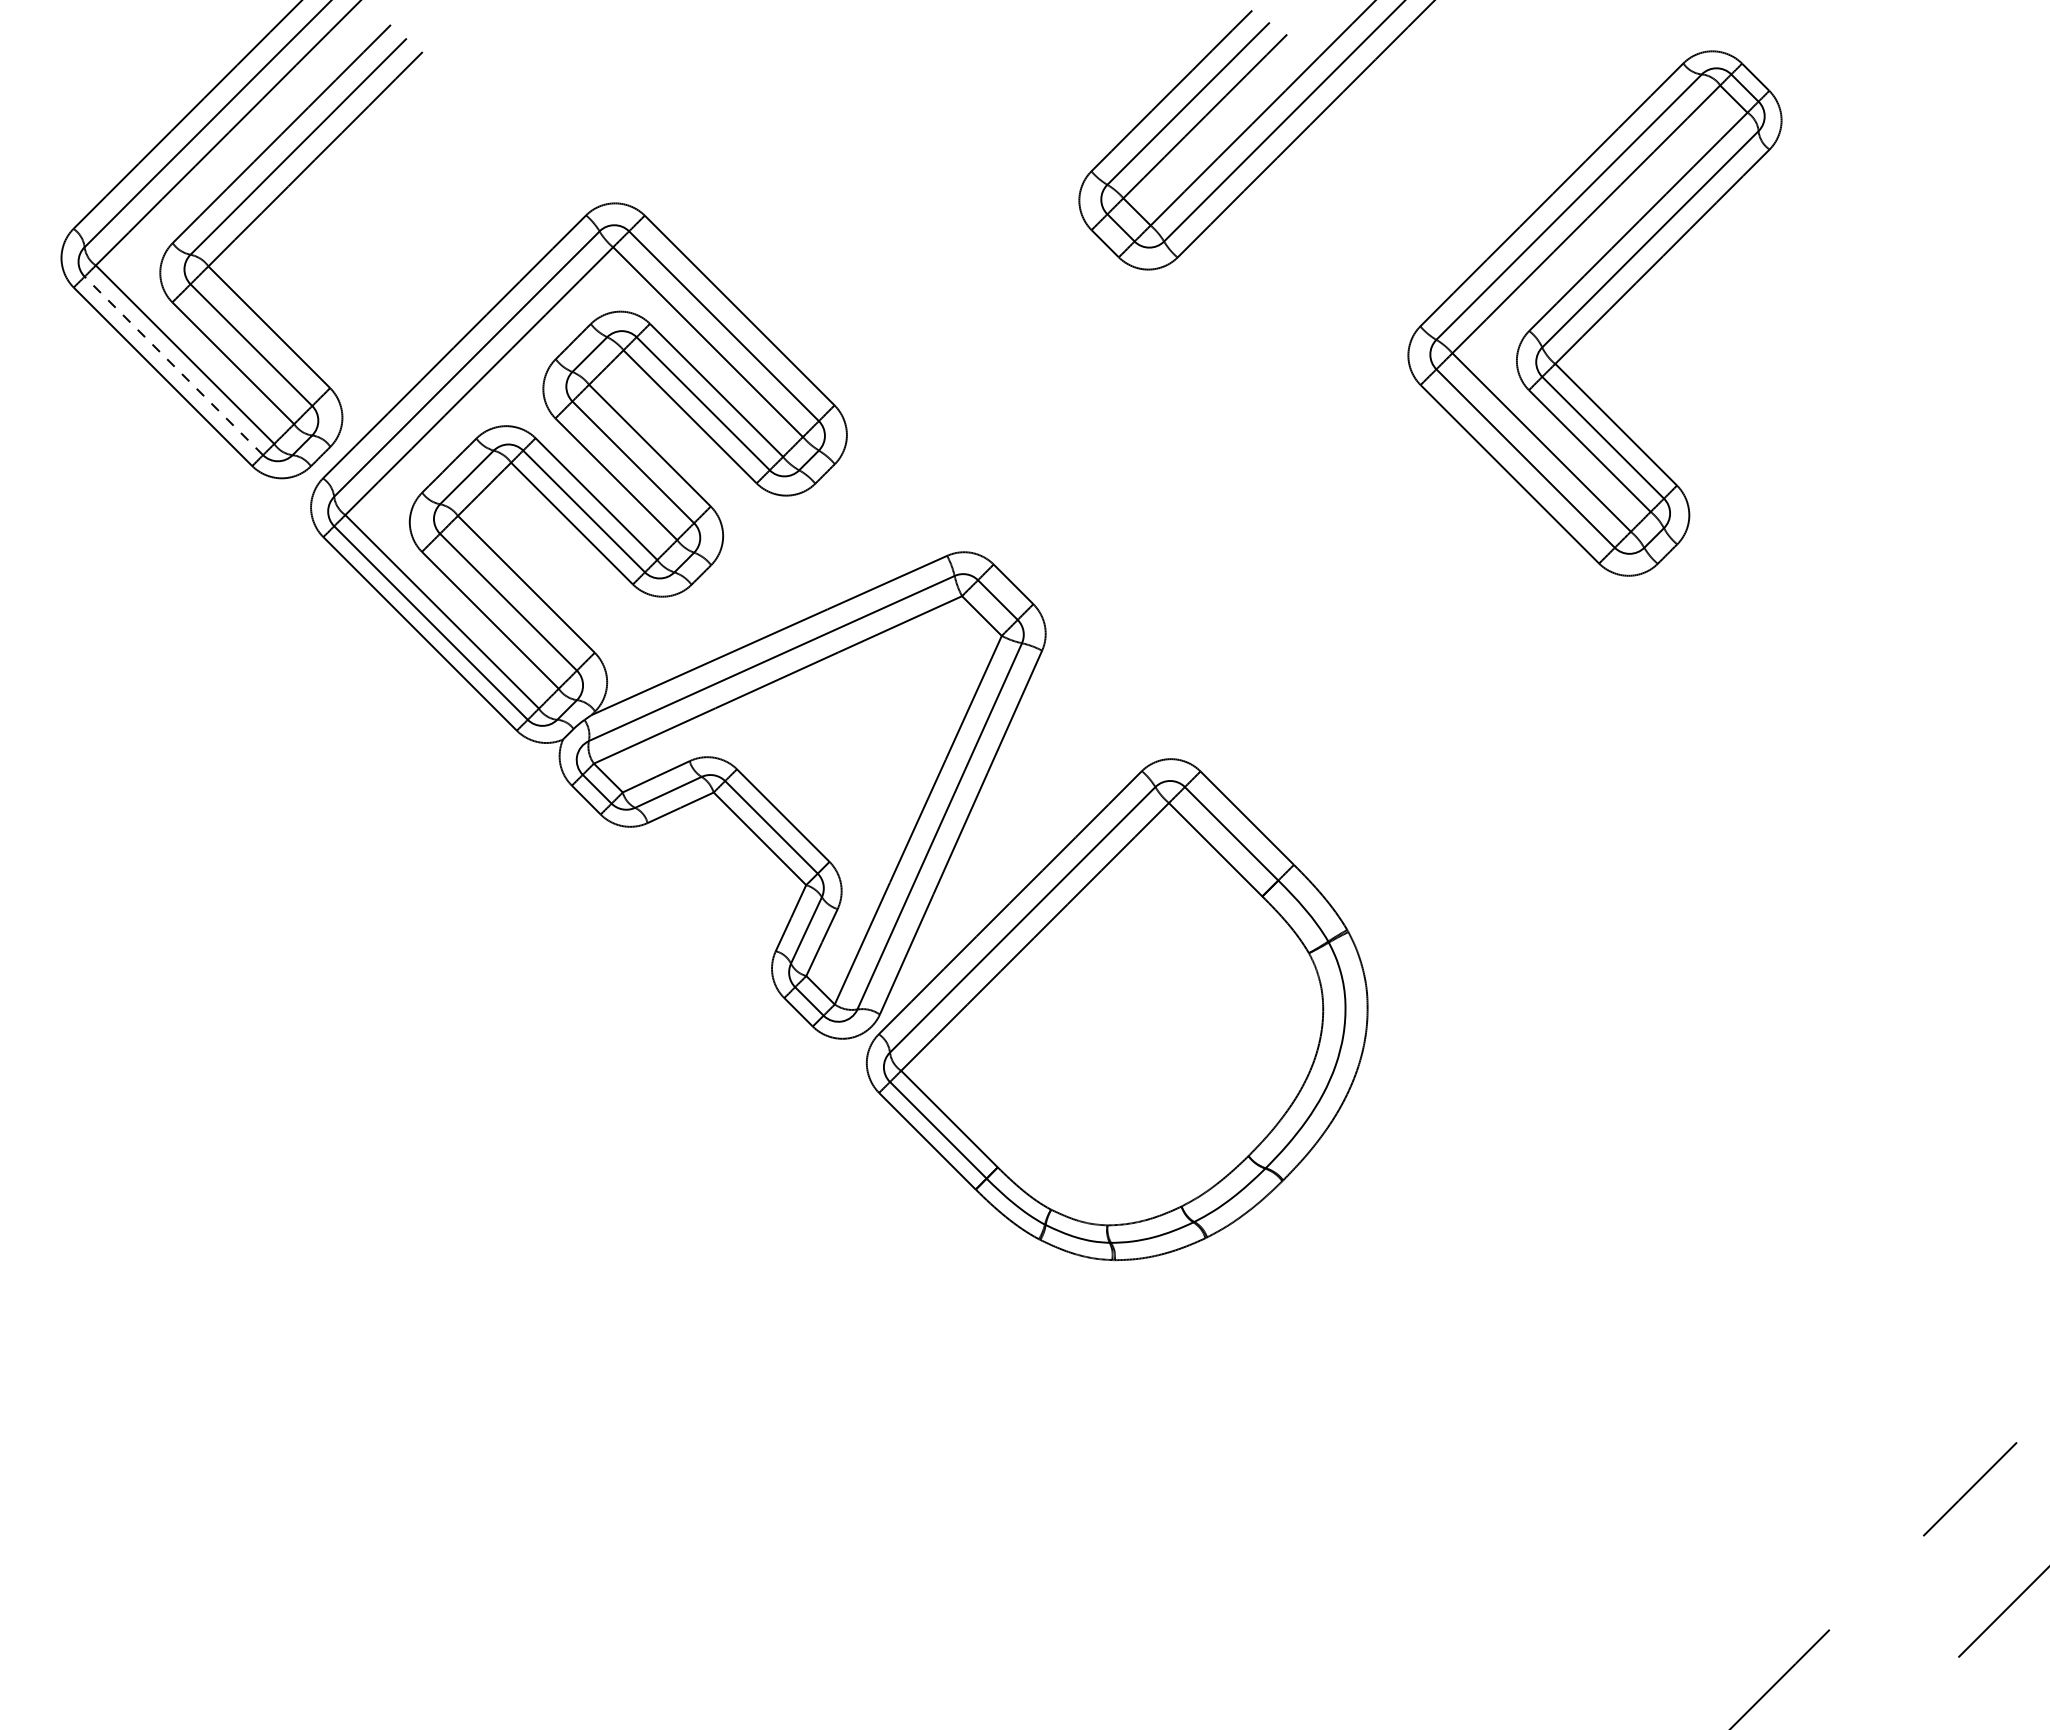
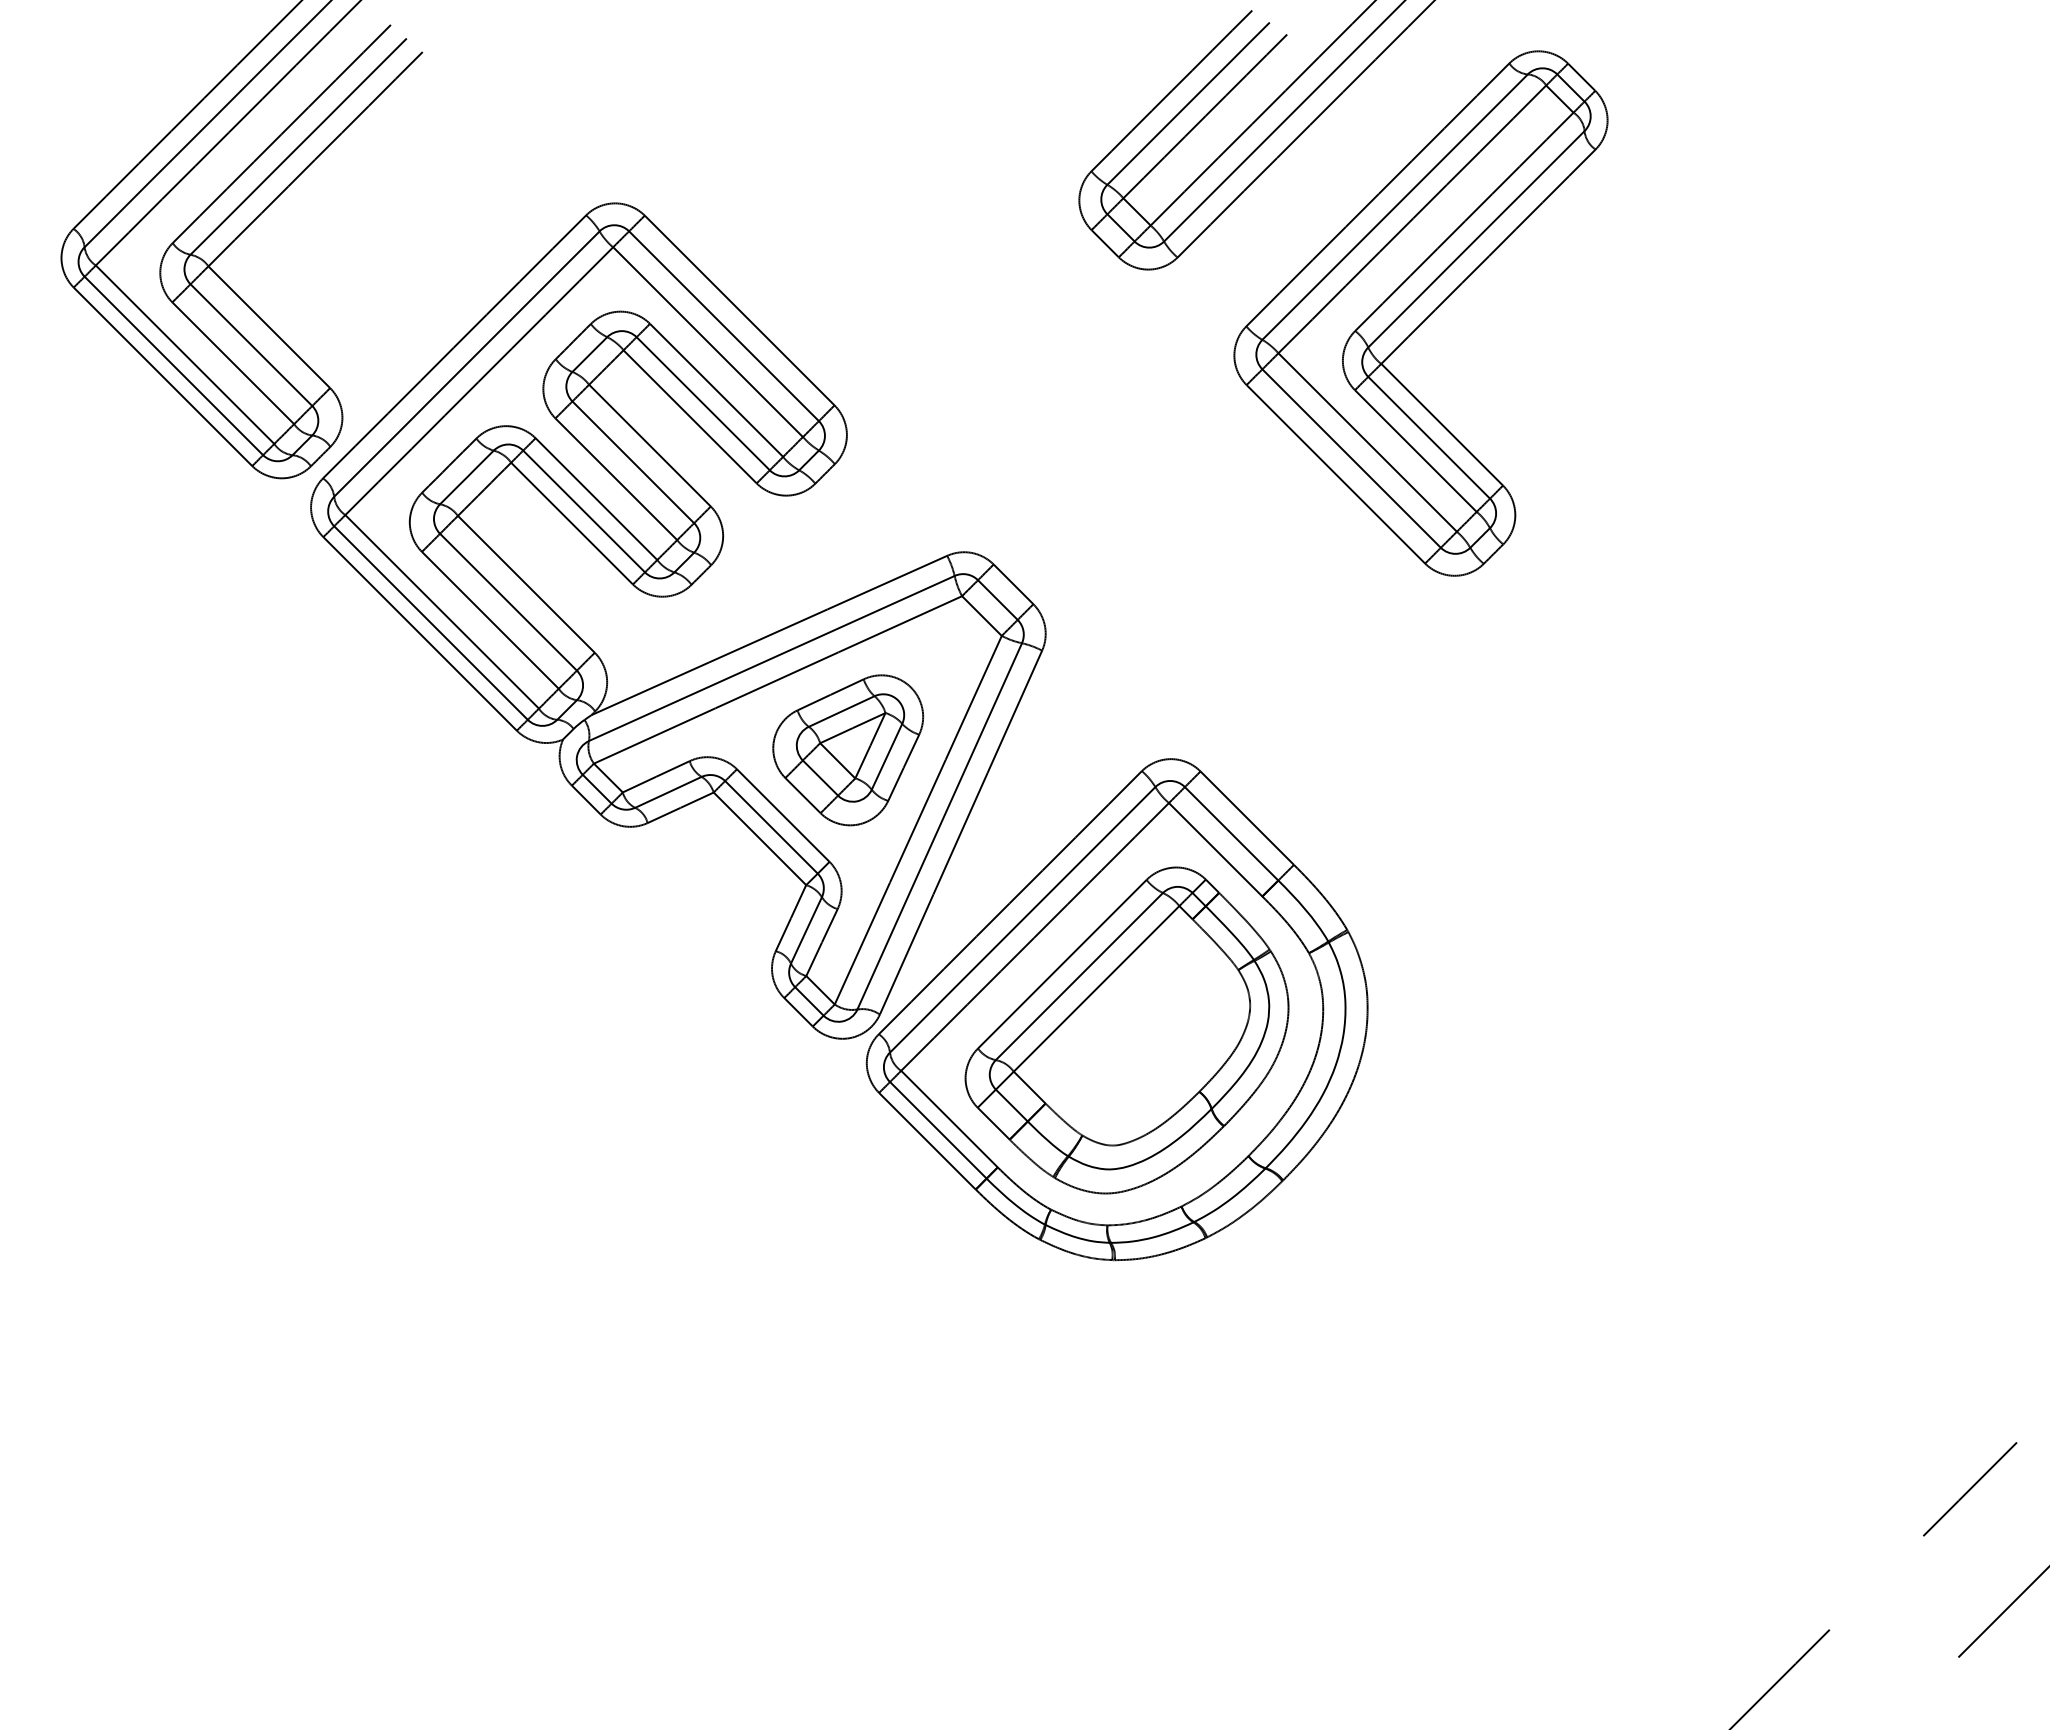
part position: (1594, 313) -> (1420, 313) (1420, 313)
line: dashed -> solid (173, 365)
part: none -> present (848, 750)
part: none -> present (1126, 1030)
